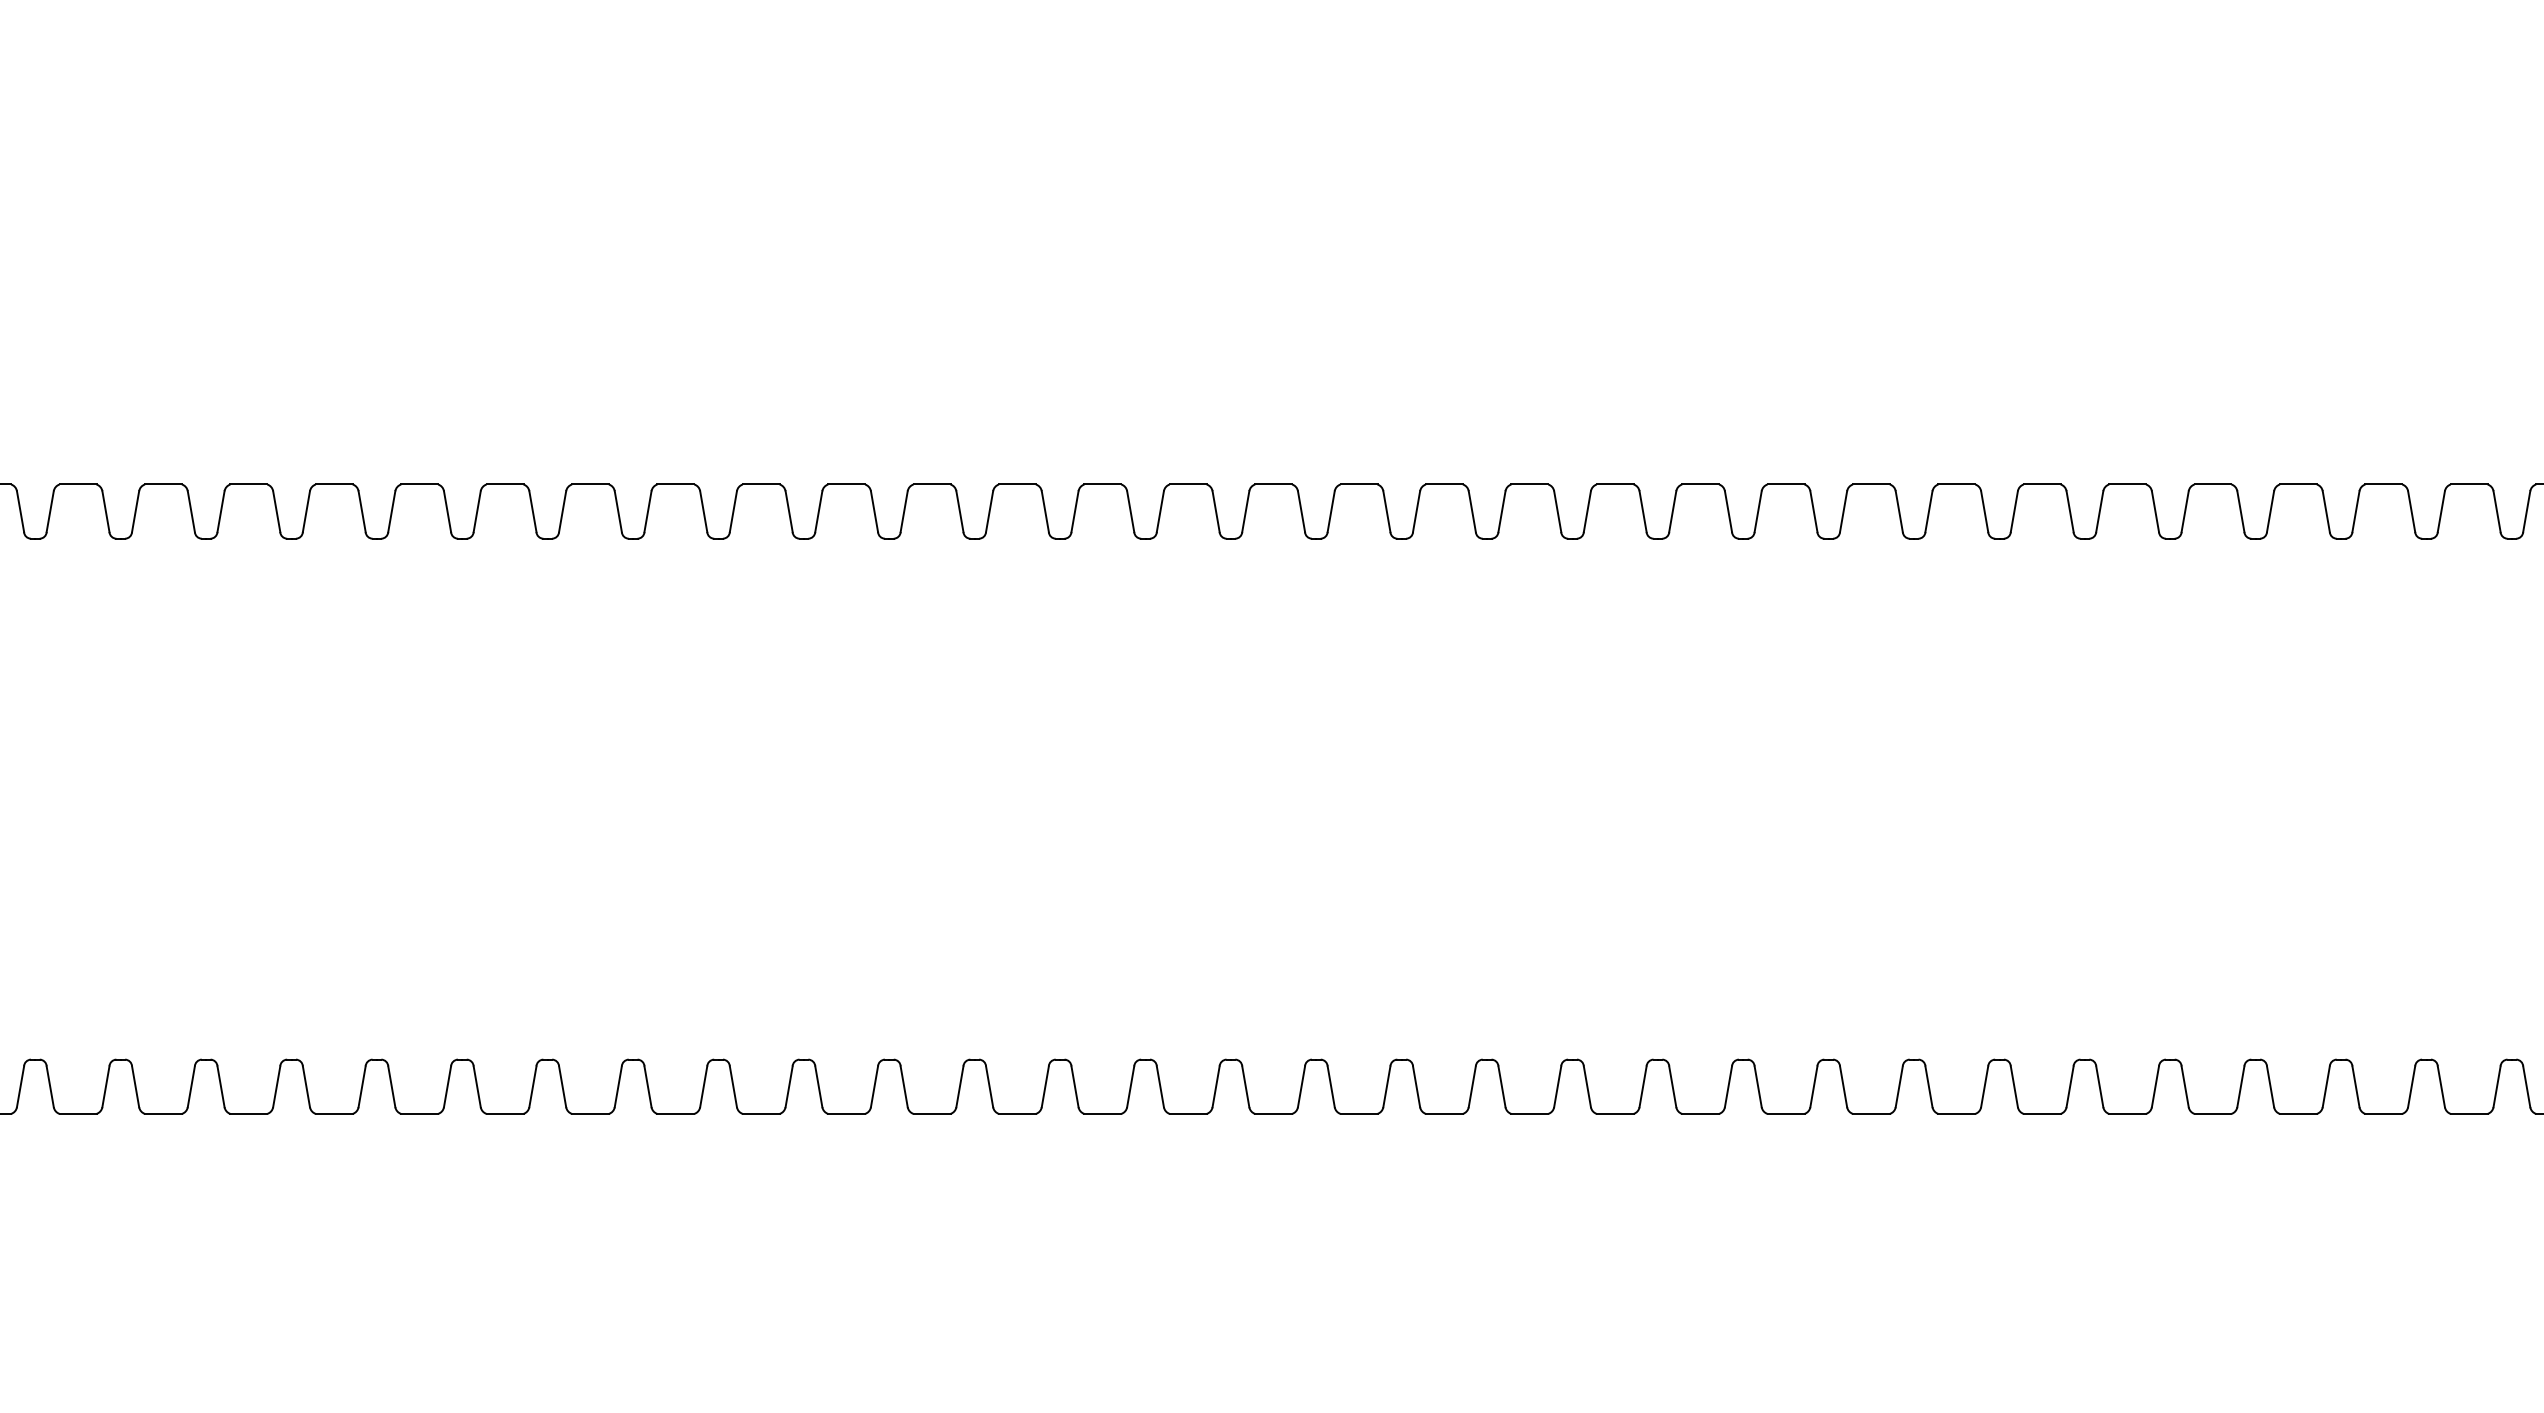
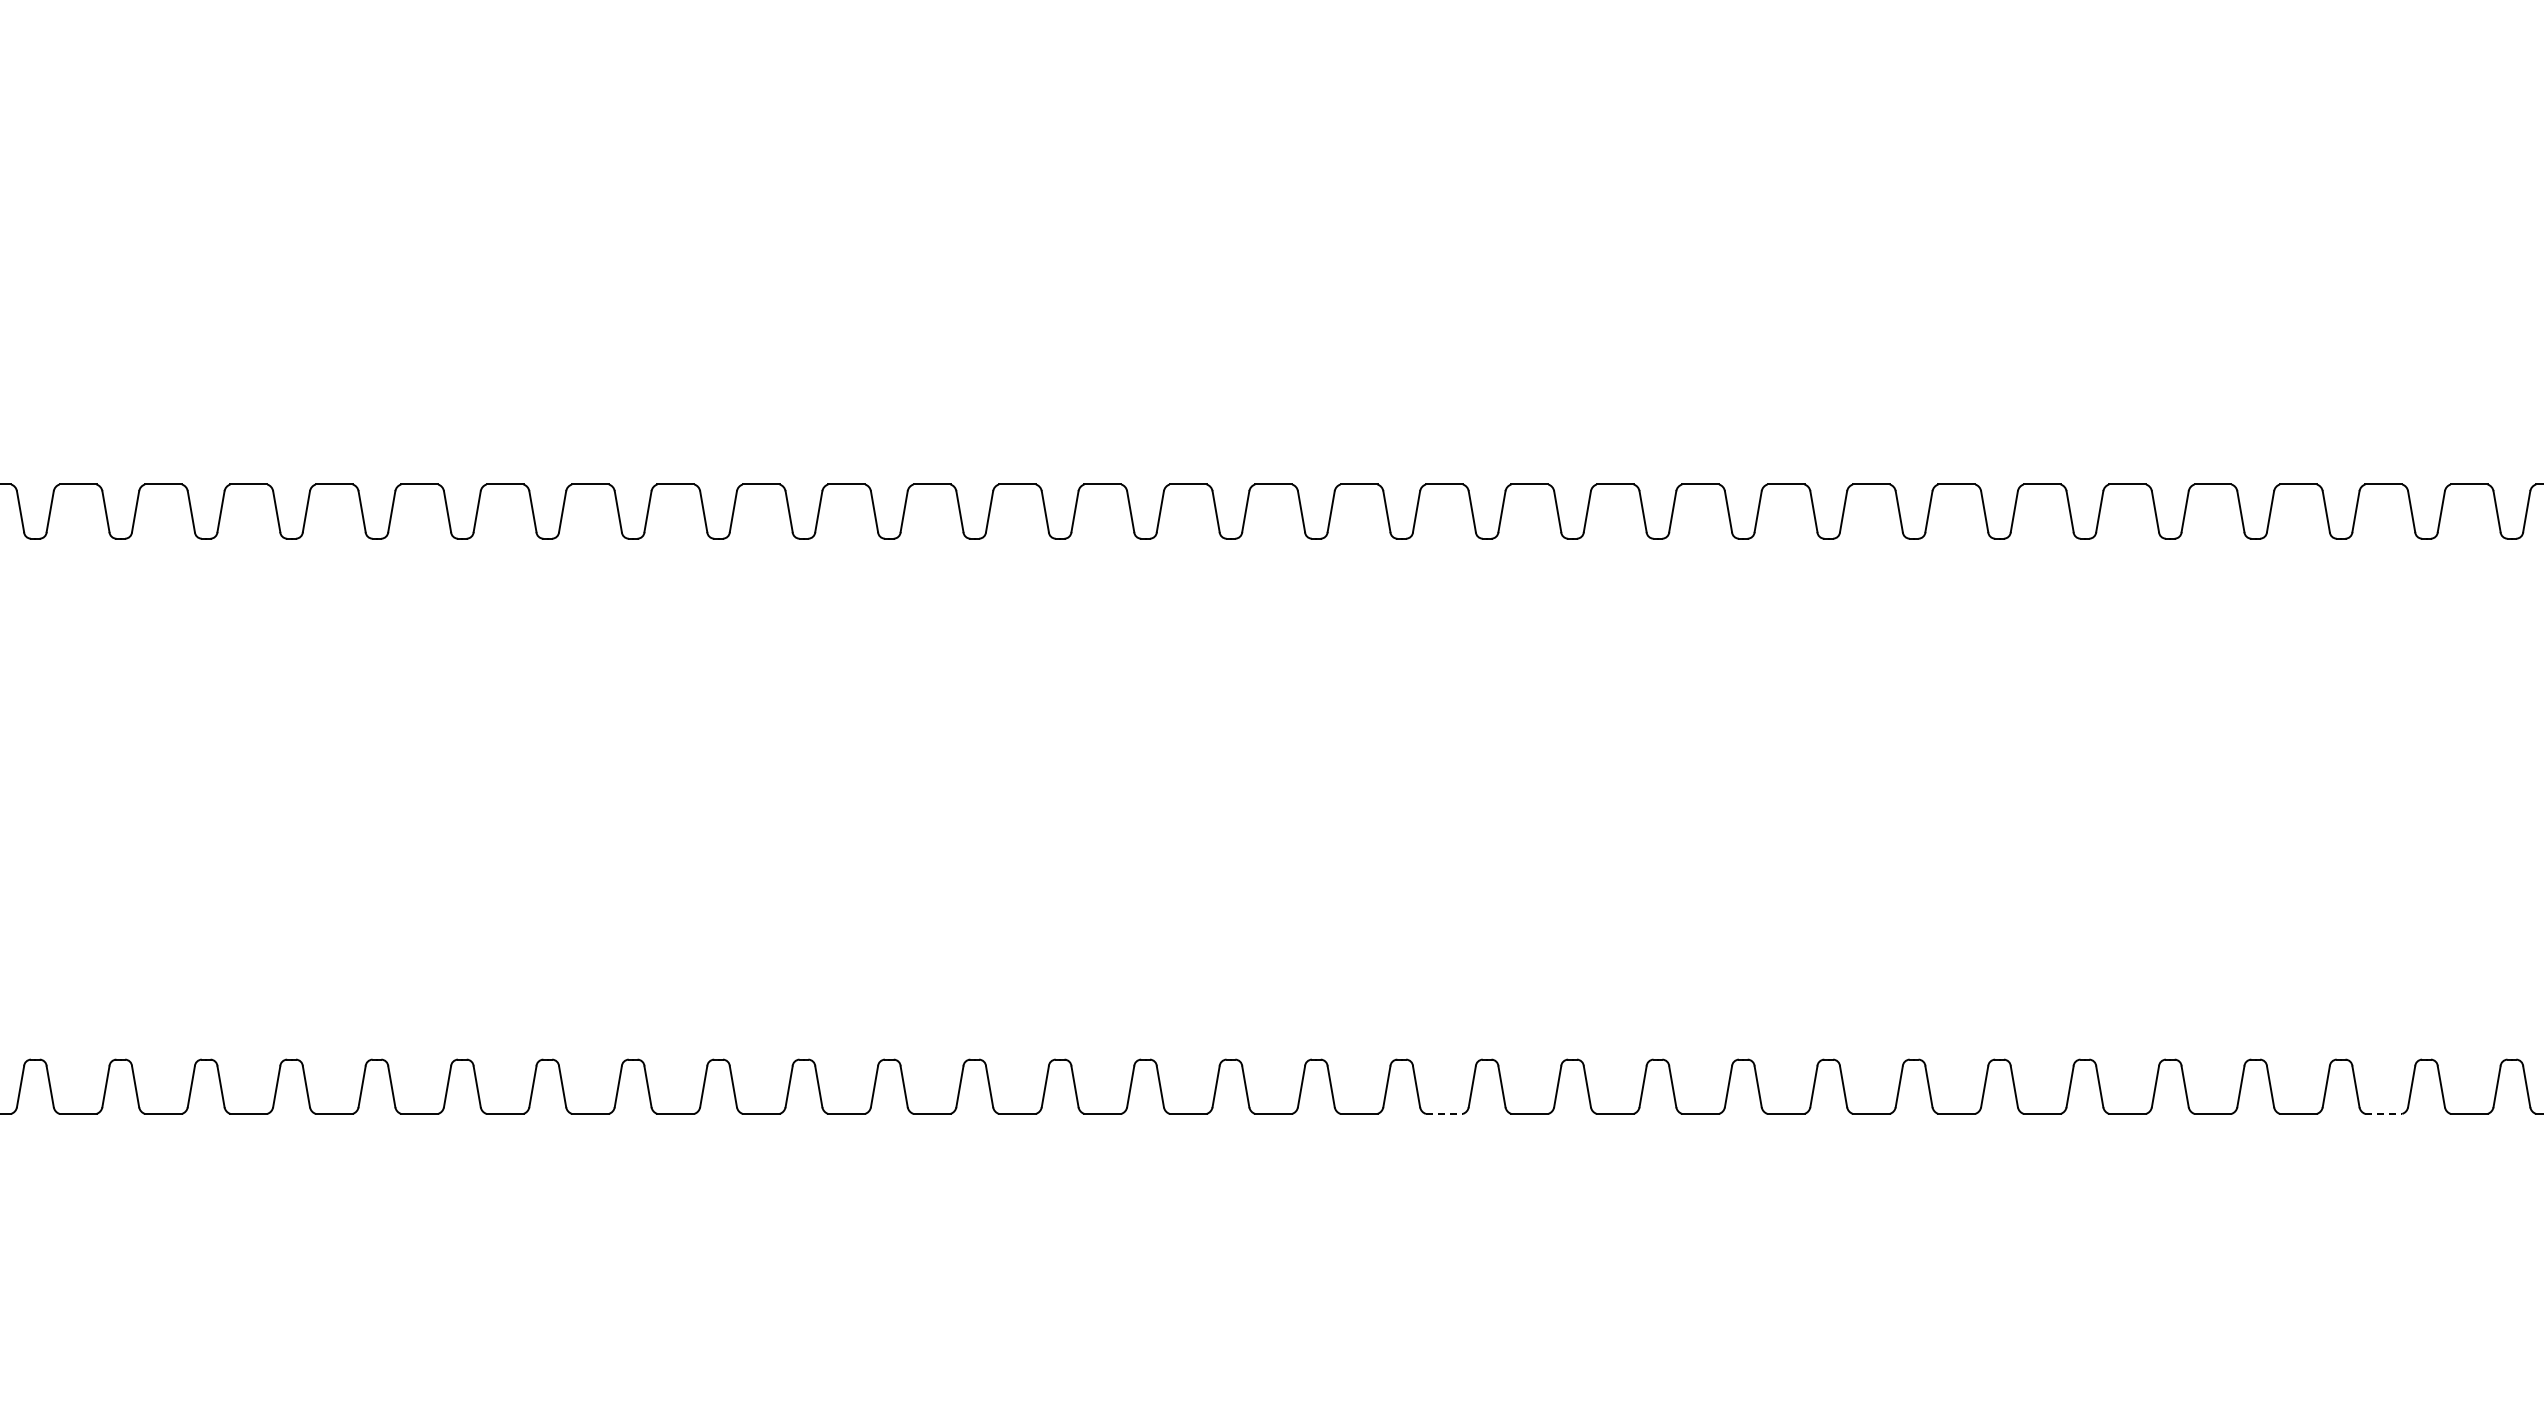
line: solid -> dashed (1444, 1113)
line: solid -> dashed (2384, 1113)
